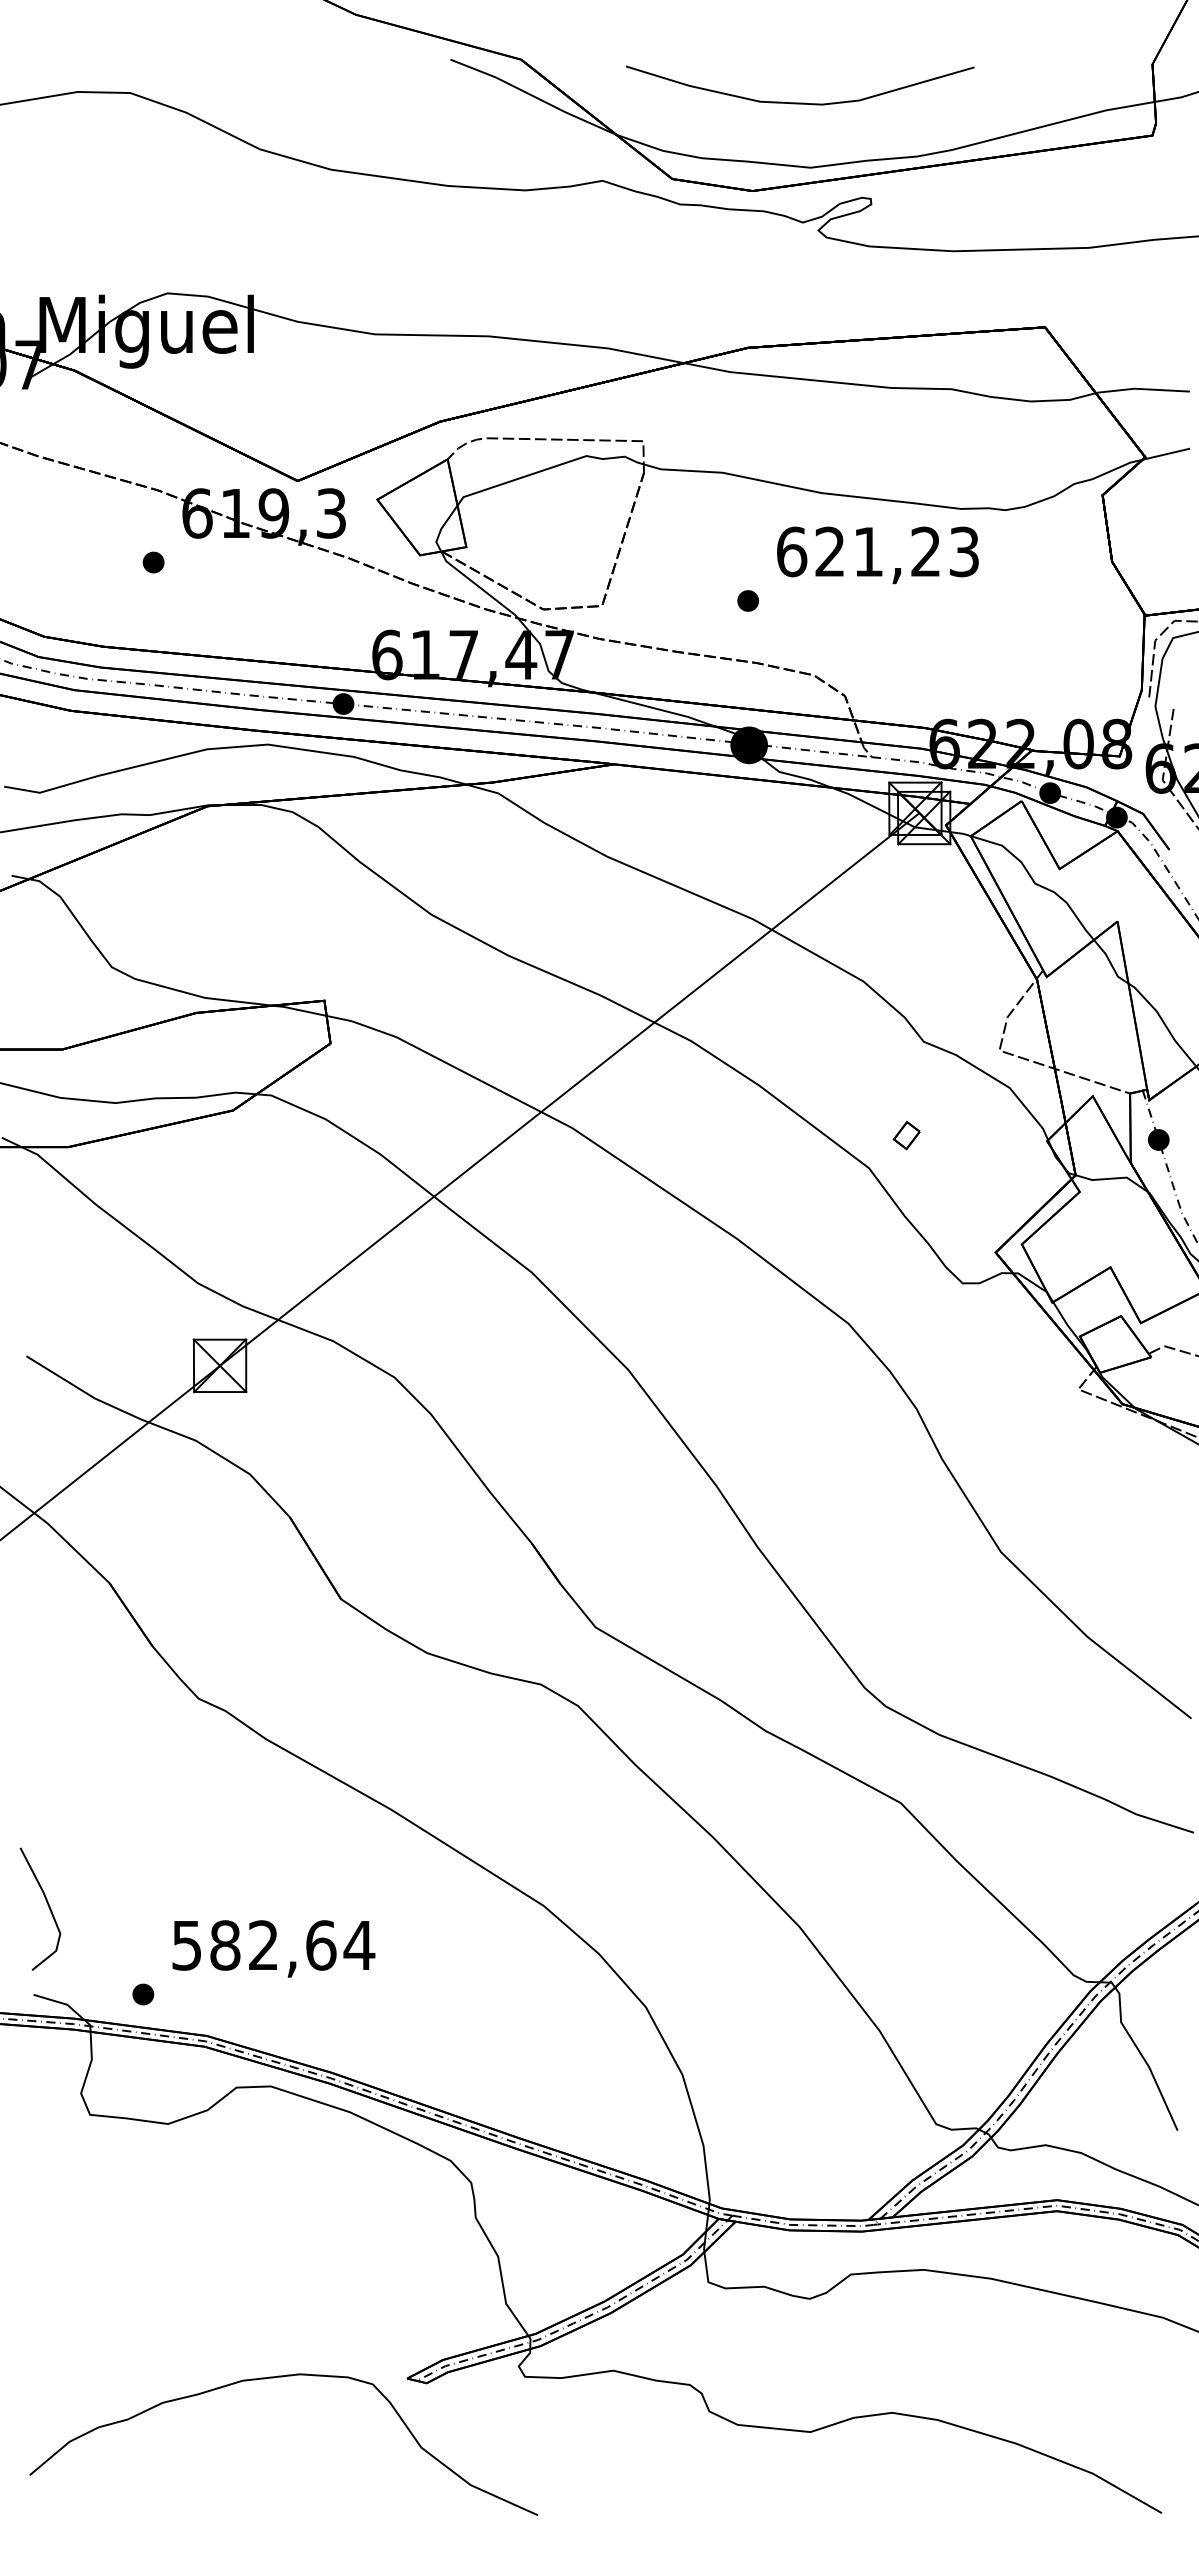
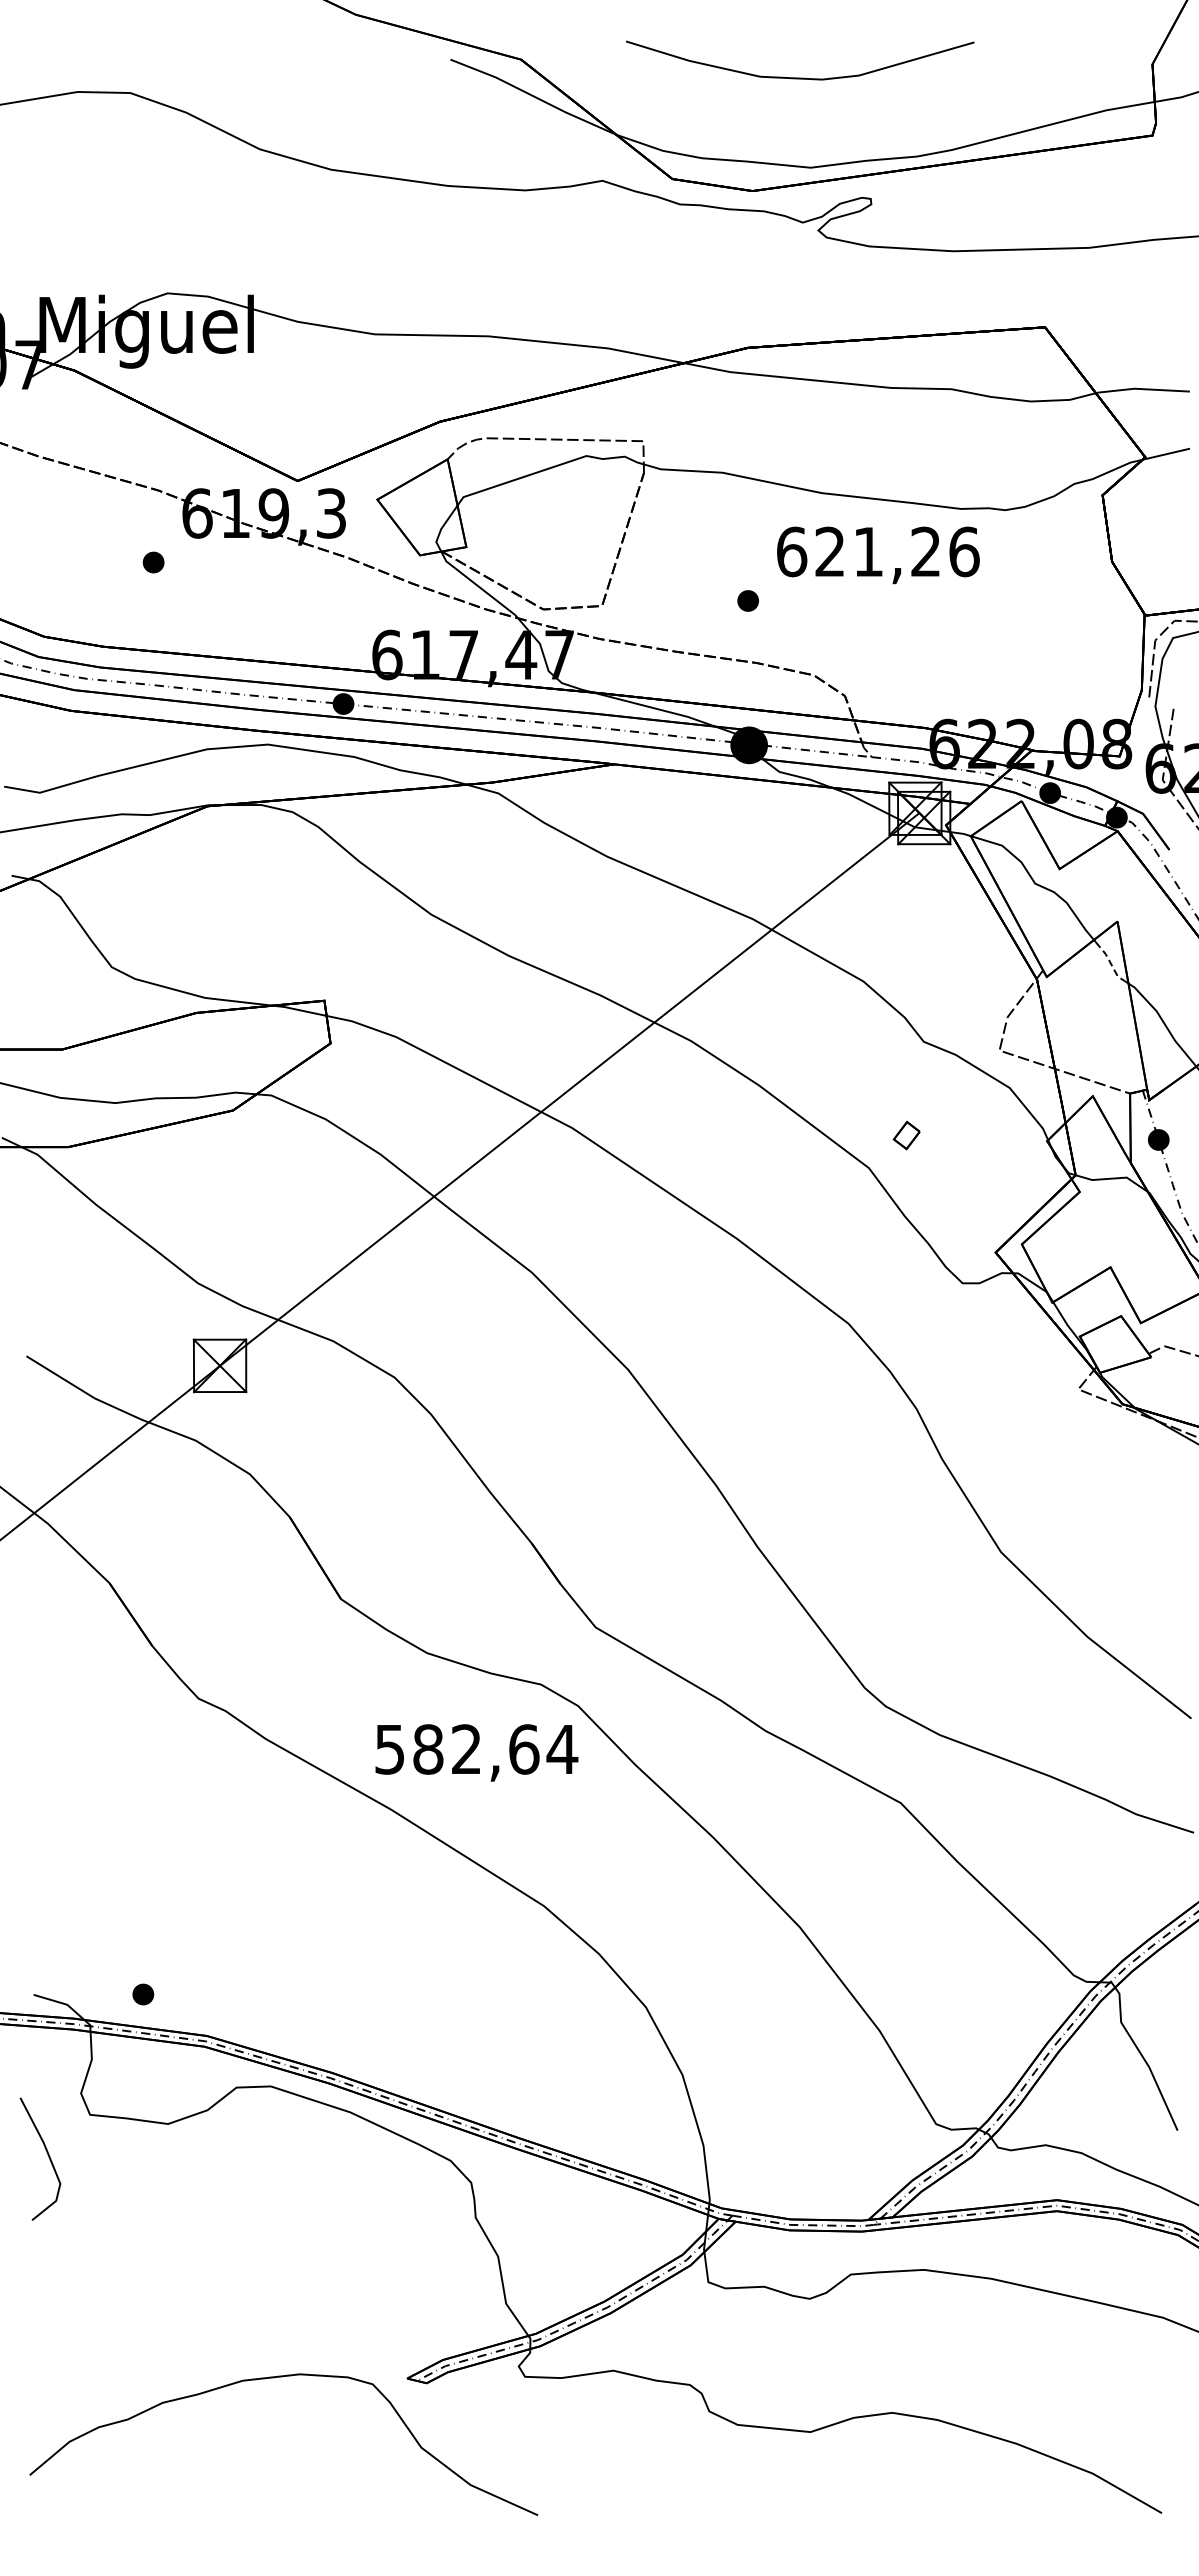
curve position: (800, 102) -> (800, 77) (800, 77)
text: 621,23 -> 621,26 (964, 551)
line: solid -> dashed (1110, 962)
line position: (47, 1905) -> (47, 2155) (47, 2155)
text position: (273, 1948) -> (476, 1752) (476, 1752)
